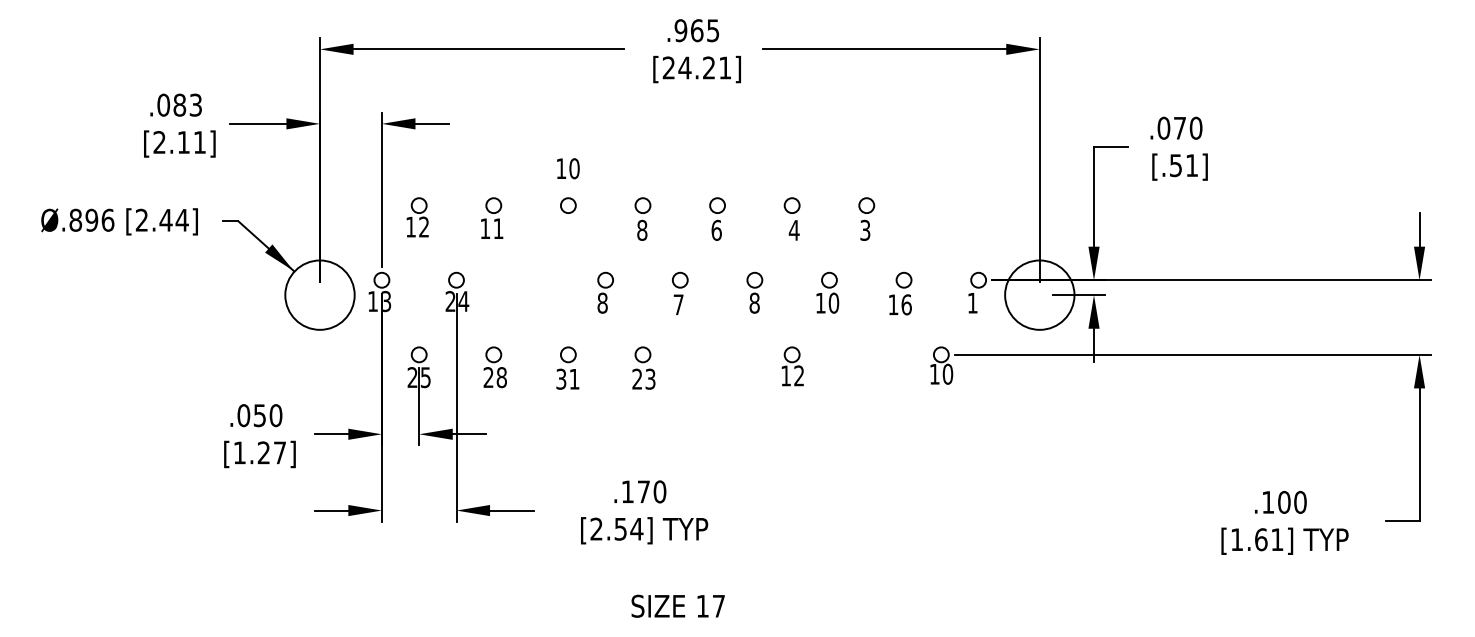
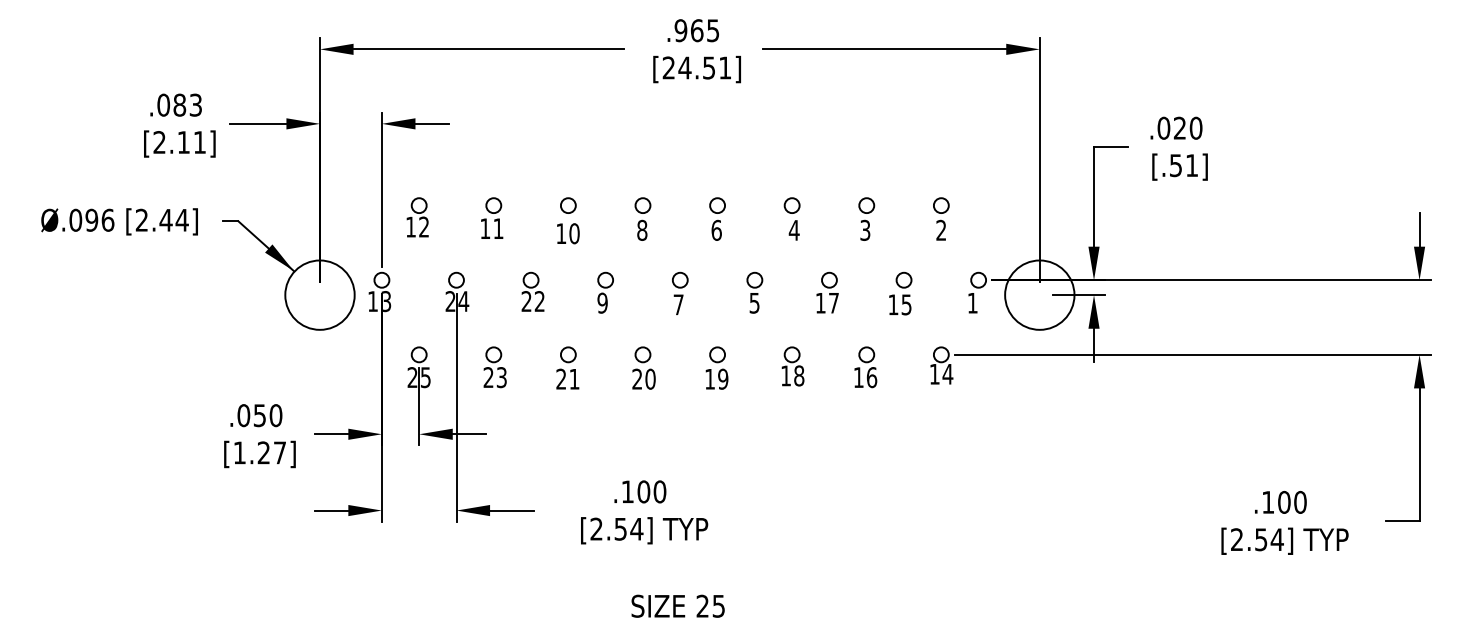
text: [24.21] -> [24.51] (708, 67)
text: .070 -> .020 (1179, 127)
text position: (568, 168) -> (568, 233) (568, 233)
part: none -> present (941, 218)
text: Ø.896 -> Ø.096 (75, 220)
part: none -> present (532, 291)
text: 8 -> 5 (754, 302)
text: 10 -> 17 (833, 302)
text: 8 -> 9 (602, 303)
text: 16 -> 15 (906, 304)
part: none -> present (716, 367)
part: none -> present (865, 367)
text: 10 -> 14 (947, 373)
text: 12 -> 18 (799, 375)
text: 28 -> 23 (501, 377)
text: 23 -> 20 (650, 378)
text: 31 -> 21 (561, 379)
text: .170 -> .100 (643, 491)
text: [1.61] -> [2.54] (1257, 539)
text: 17 -> 25 (710, 605)
